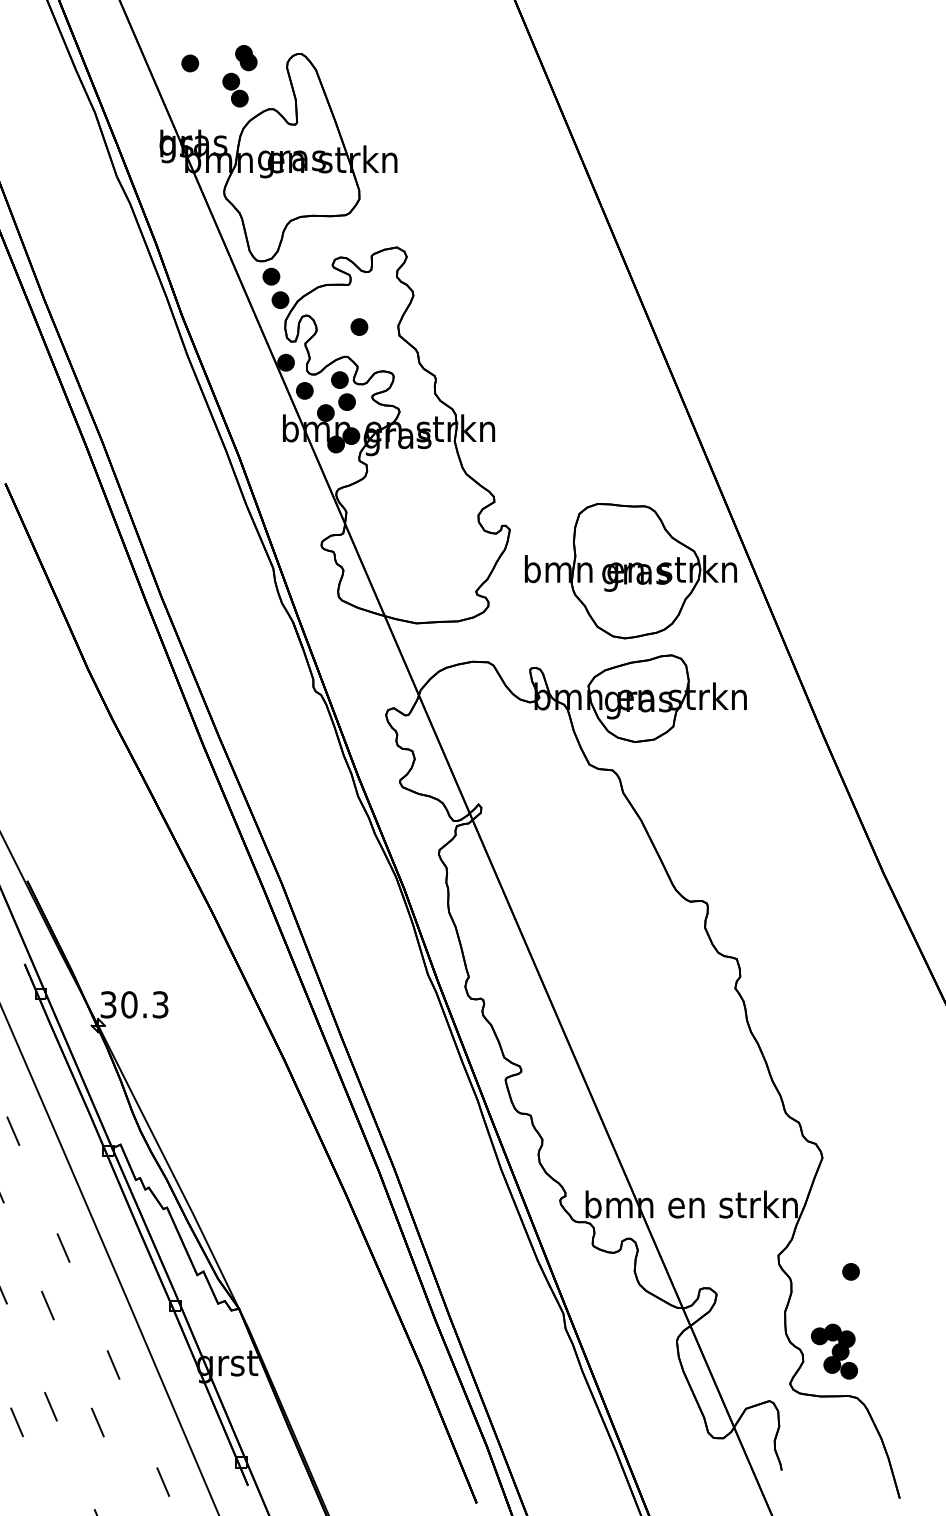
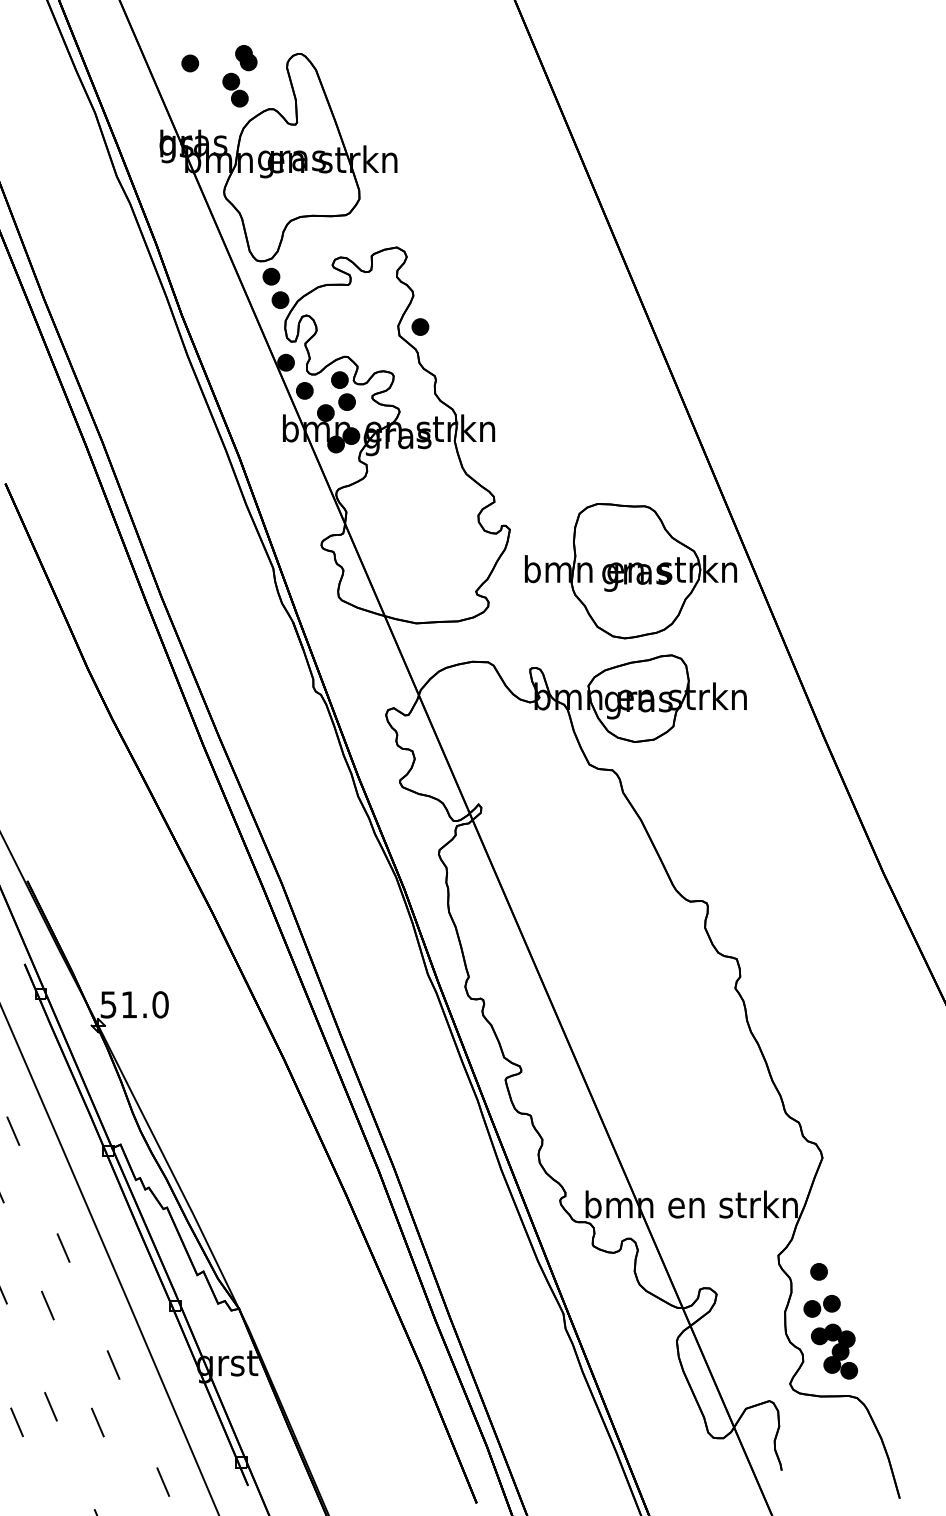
part position: (359, 326) -> (420, 326) (420, 326)
text: 30.3 -> 51.0 (134, 1004)
part position: (850, 1271) -> (818, 1271) (818, 1271)
part: none -> present (821, 1306)
